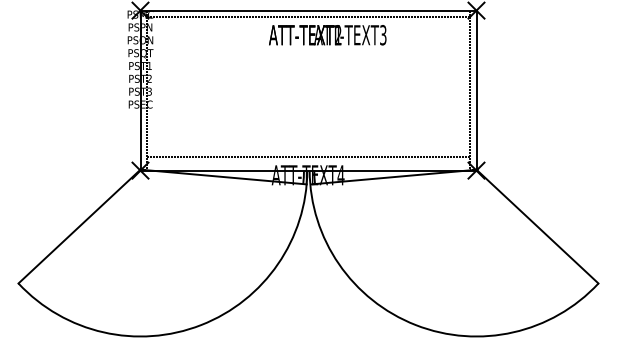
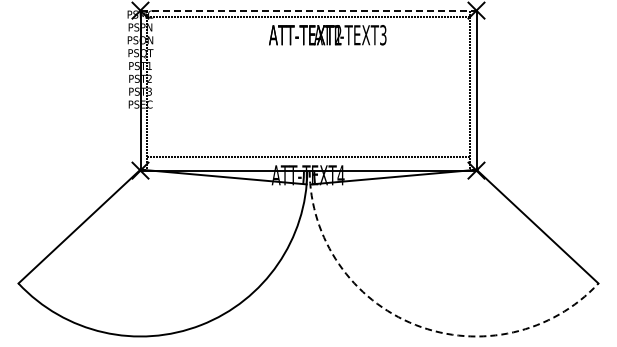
line: solid -> dashed (308, 10)
arc: solid -> dashed (415, 325)
